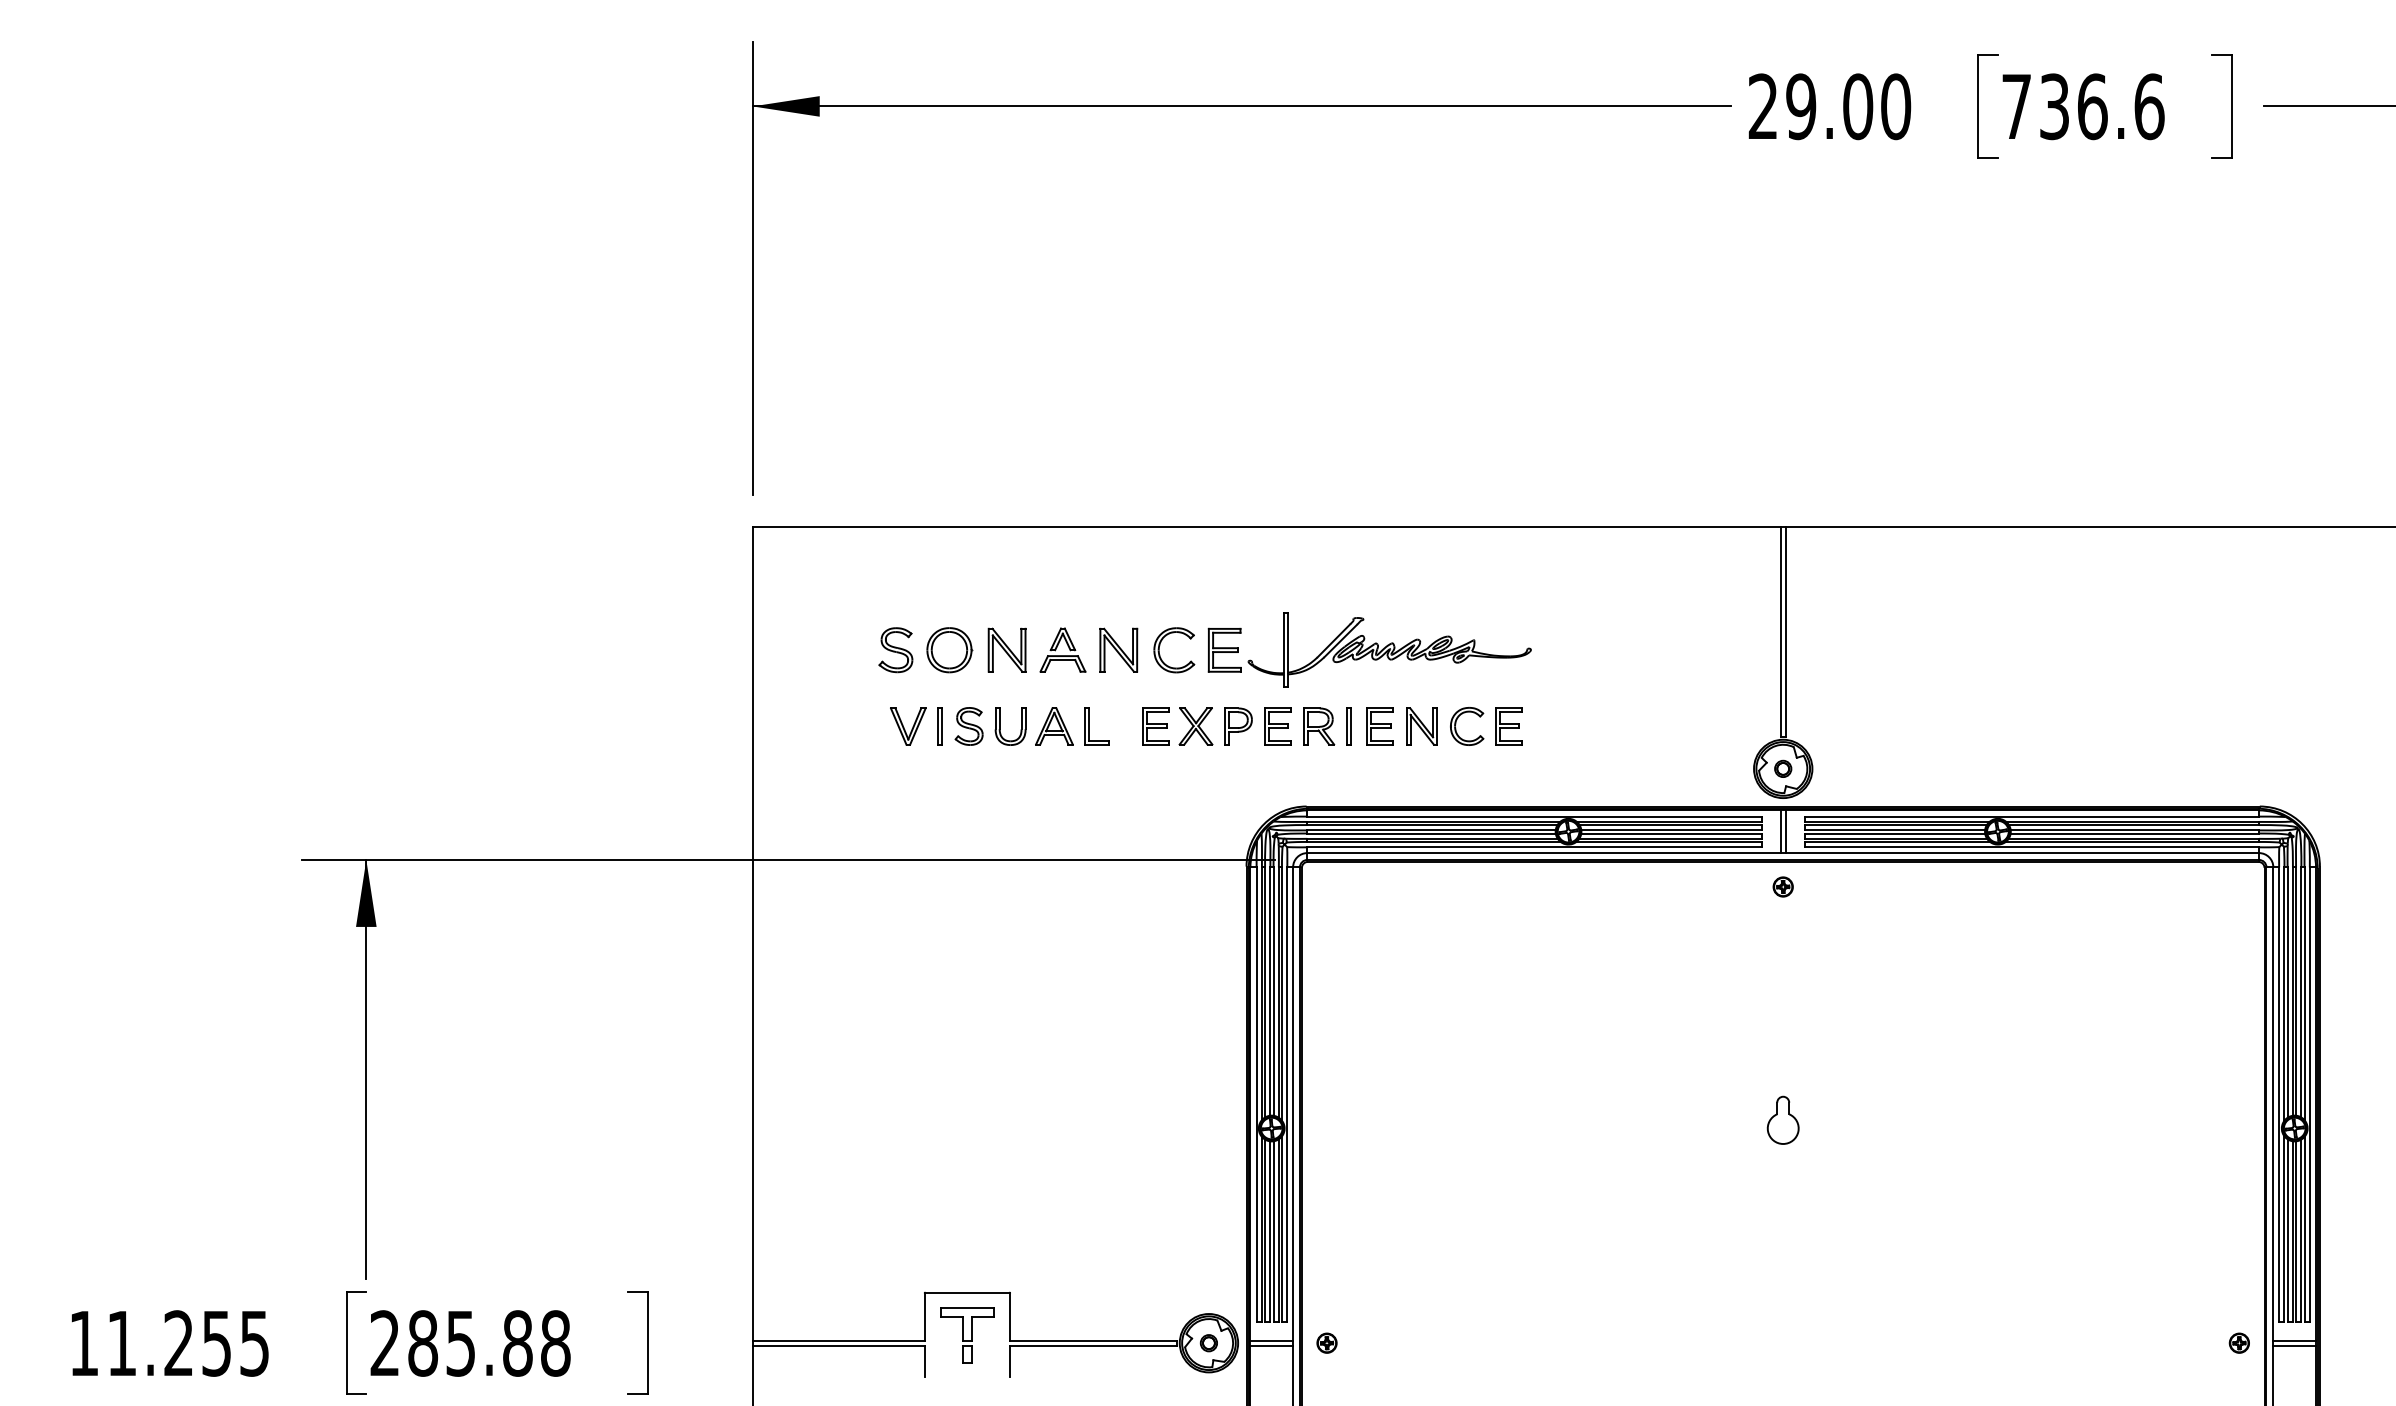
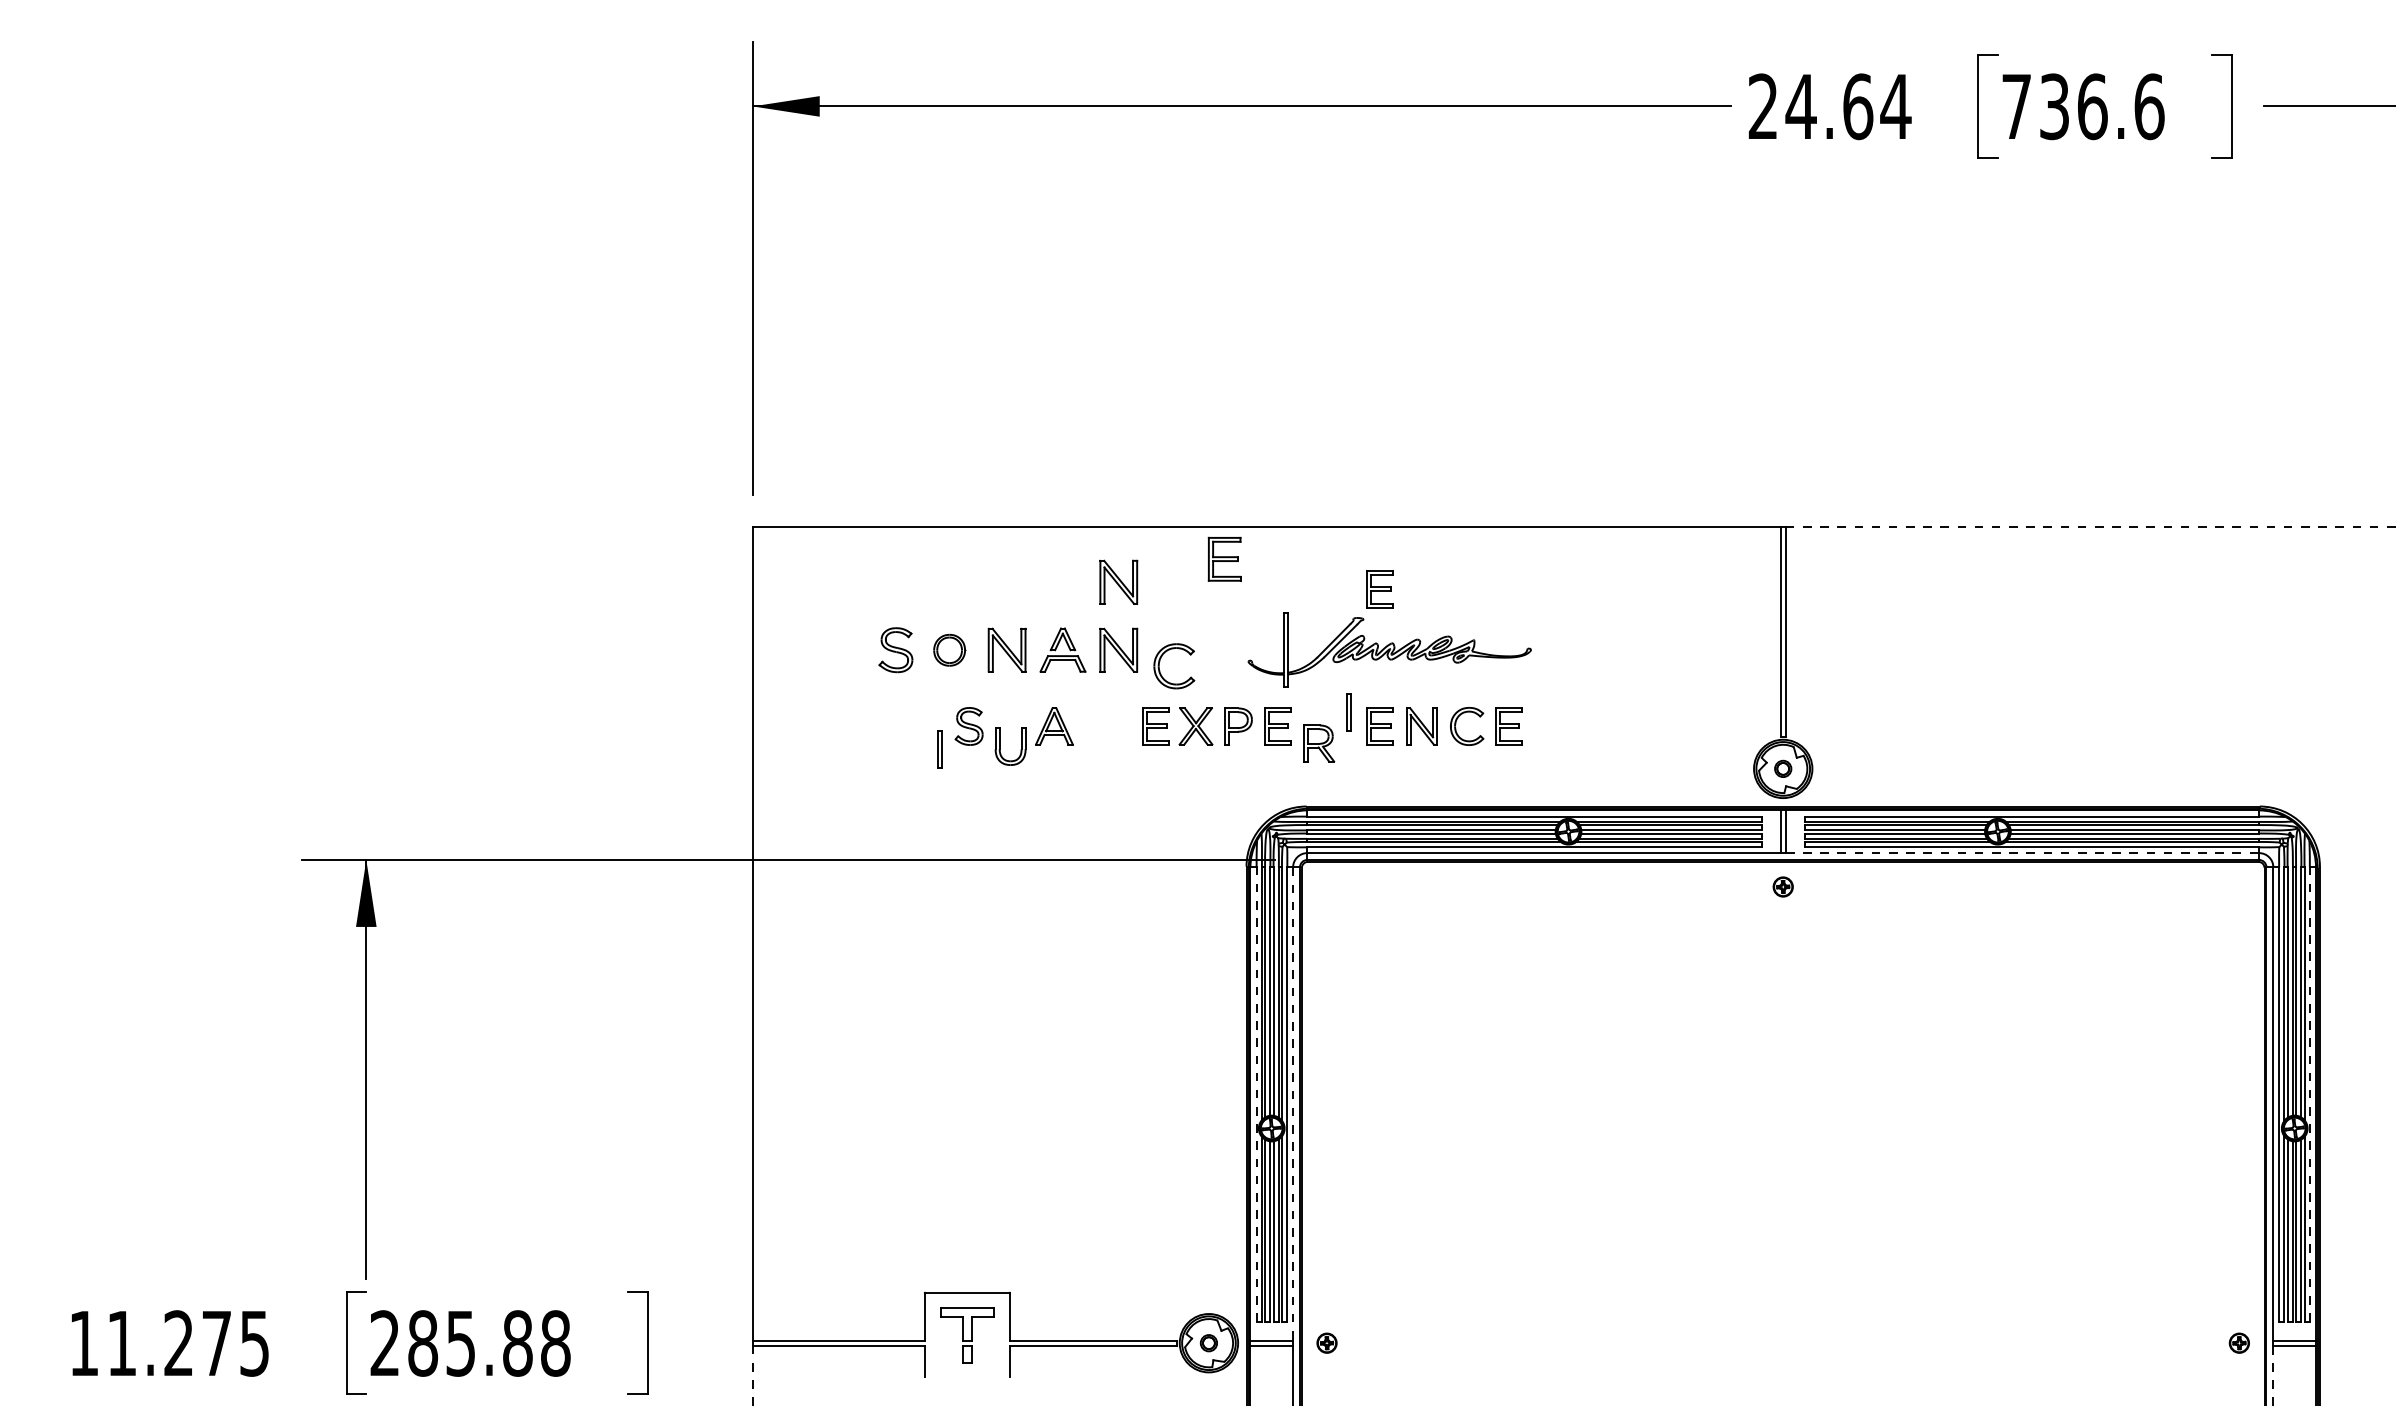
text: 29.00 -> 24.64 (1848, 106)
line: solid -> dashed (2090, 527)
part: none -> present (1118, 581)
part: none -> present (1379, 589)
part position: (1224, 649) -> (1224, 558) (1224, 558)
part size: 48x47 px -> 34x34 px (949, 649)
part position: (1160, 654) -> (1160, 670) (1160, 670)
part: present -> none (908, 726)
part position: (939, 726) -> (939, 749) (939, 749)
part position: (1000, 726) -> (1000, 746) (1000, 746)
part: present -> none (1089, 726)
part position: (1319, 726) -> (1319, 743) (1319, 743)
part position: (1348, 726) -> (1348, 712) (1348, 712)
line: solid -> dashed (2022, 853)
line: solid -> dashed (1256, 1094)
line: solid -> dashed (2309, 1094)
line: solid -> dashed (1293, 1103)
part: present -> none (1782, 1119)
text: 11.255 -> 11.275 (216, 1343)
line: solid -> dashed (752, 1375)
line: solid -> dashed (2273, 1375)
